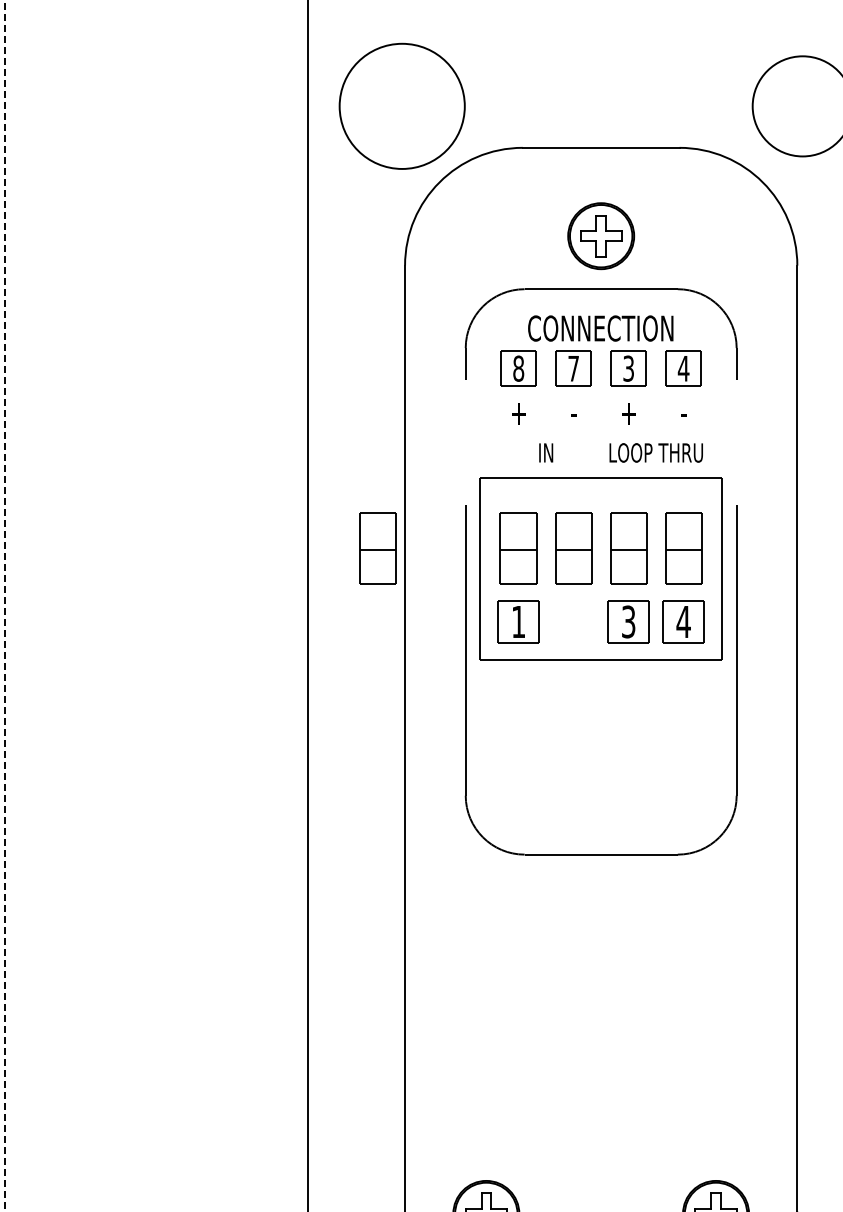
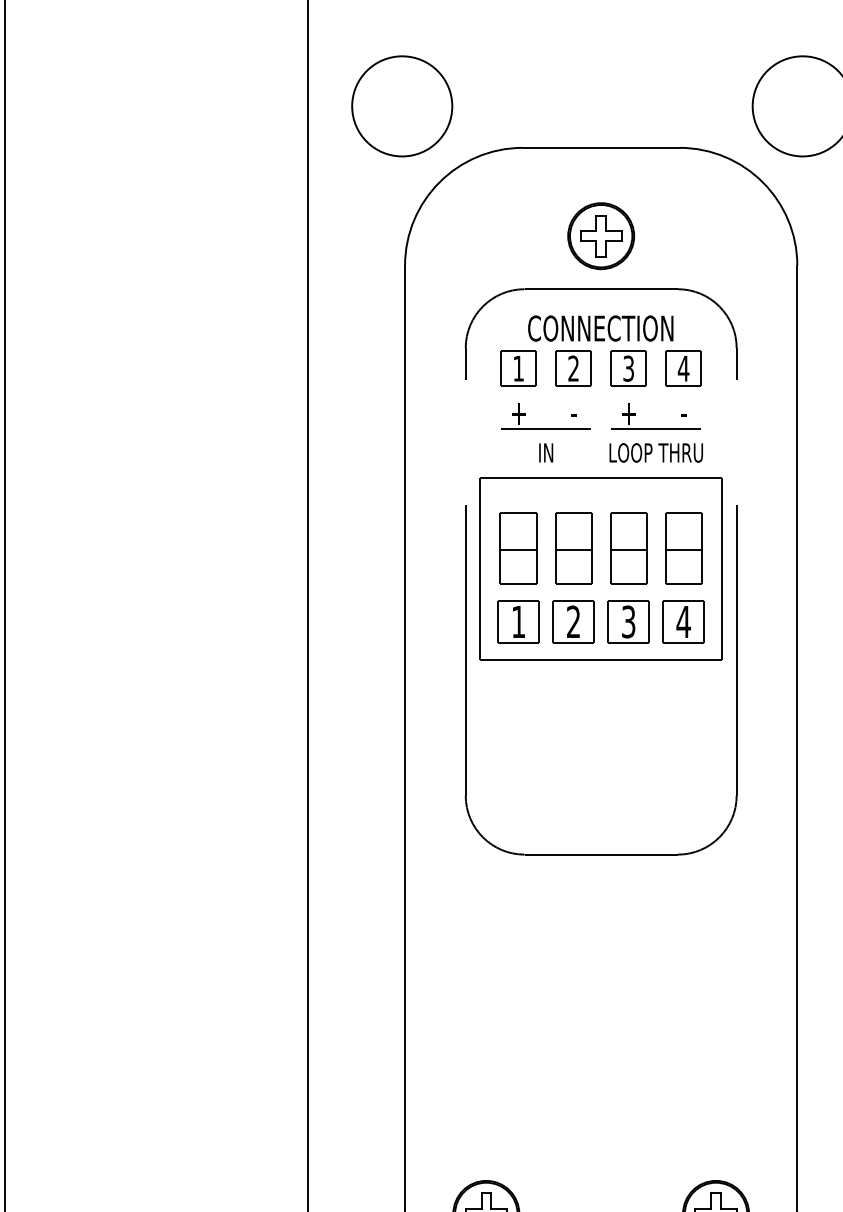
circle diameter: 125 px -> 100 px (402, 106)
text: 8 -> 1 (518, 368)
text: 7 -> 2 (573, 368)
line: none -> present (546, 429)
line: none -> present (656, 429)
part: present -> none (377, 548)
line: dashed -> solid (5, 604)
part: none -> present (573, 621)
